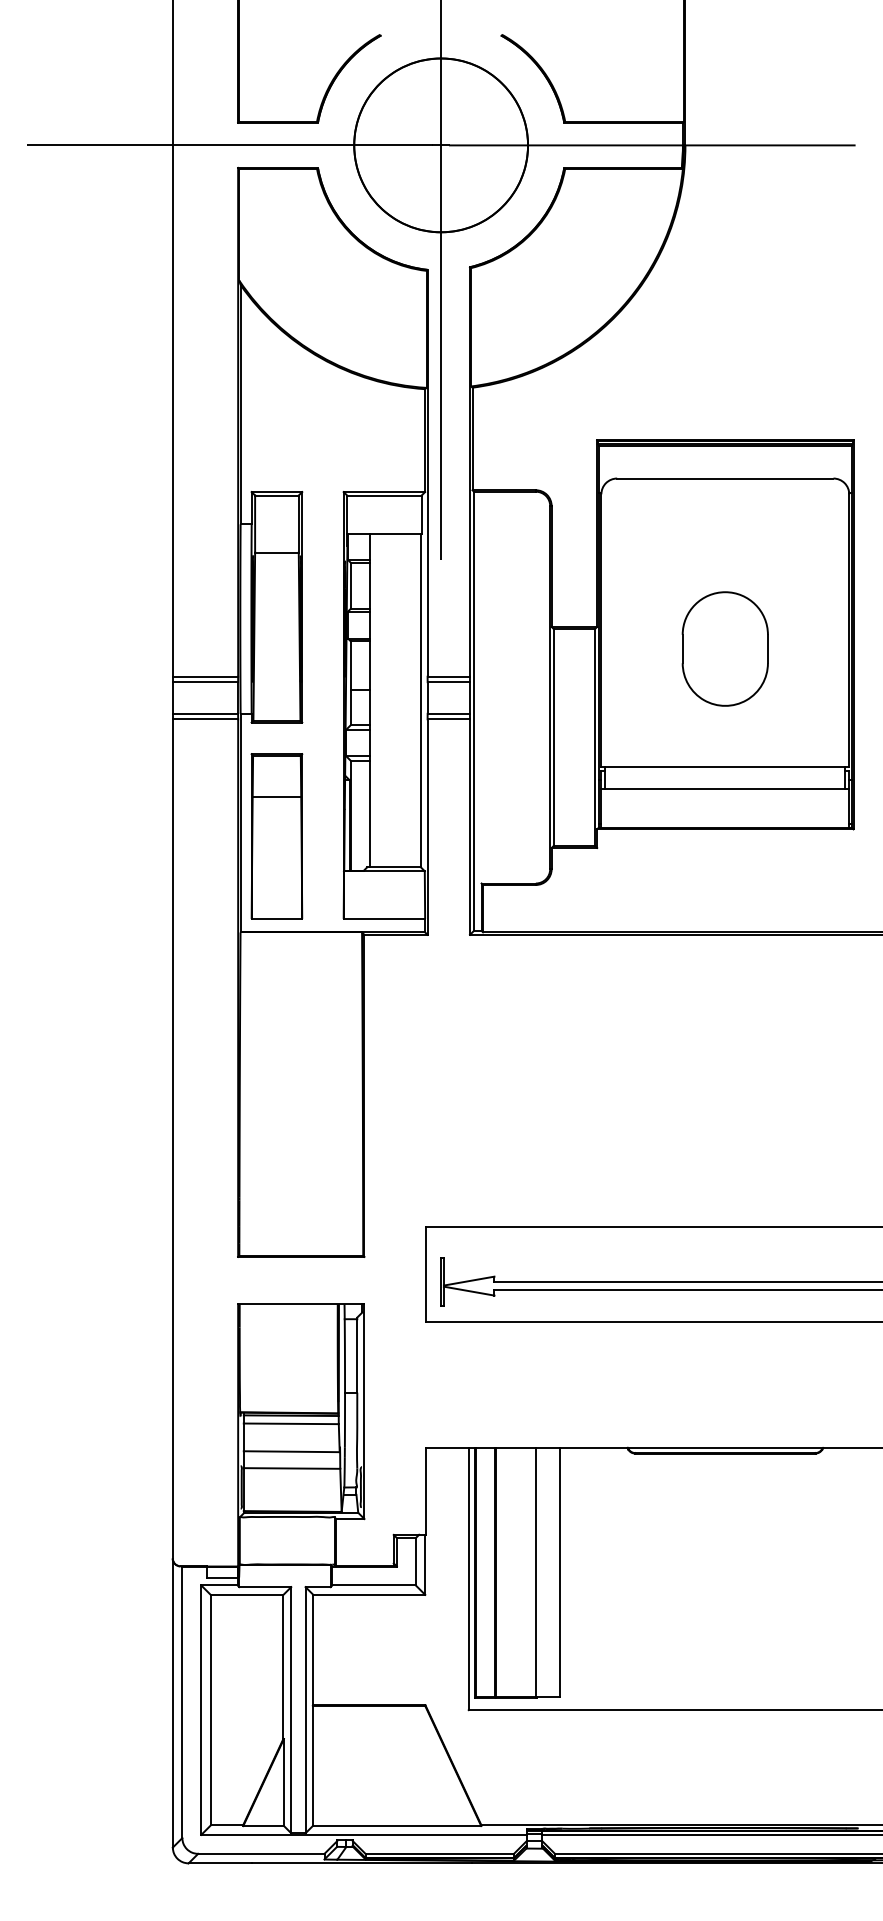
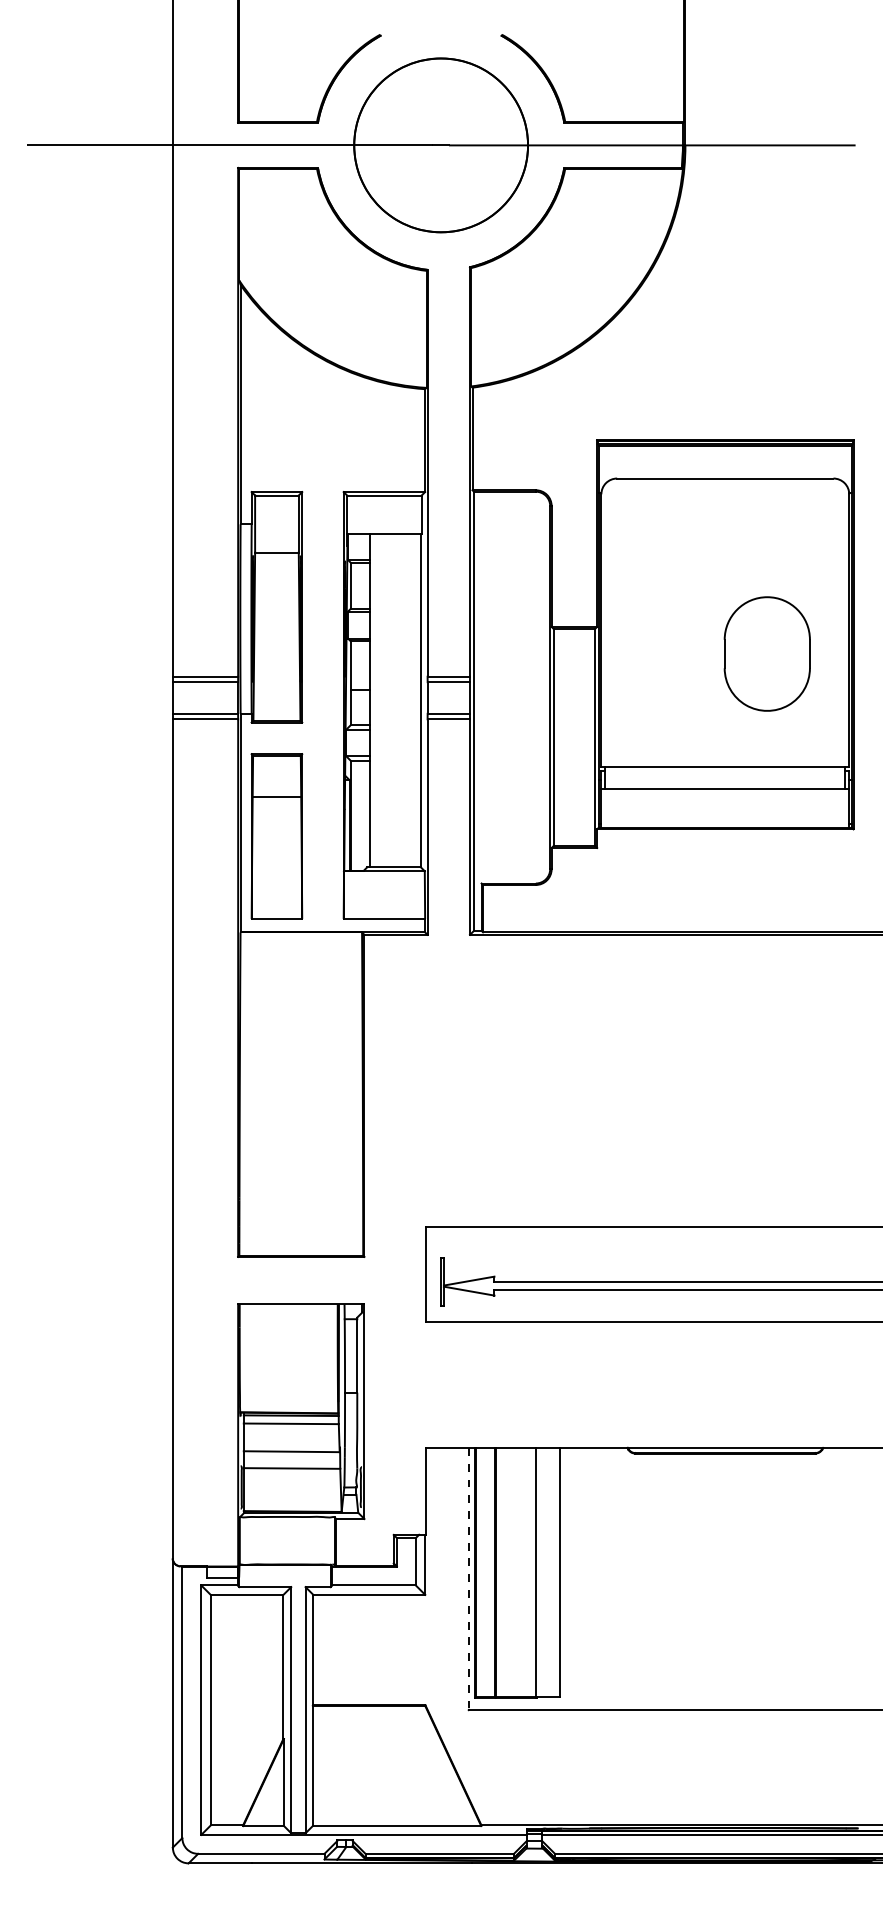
line: present -> none (441, 280)
part position: (724, 648) -> (766, 653) (766, 653)
line: solid -> dashed (468, 1578)
